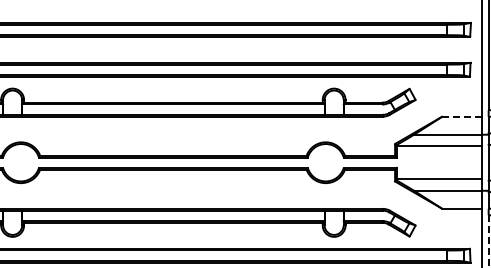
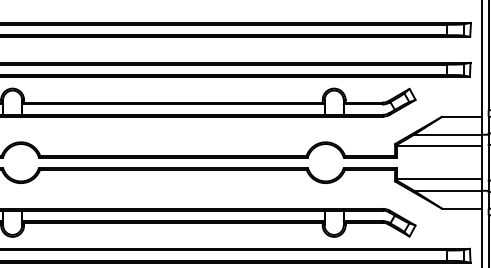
line: dashed -> solid (462, 116)
line: dashed -> solid (488, 241)
